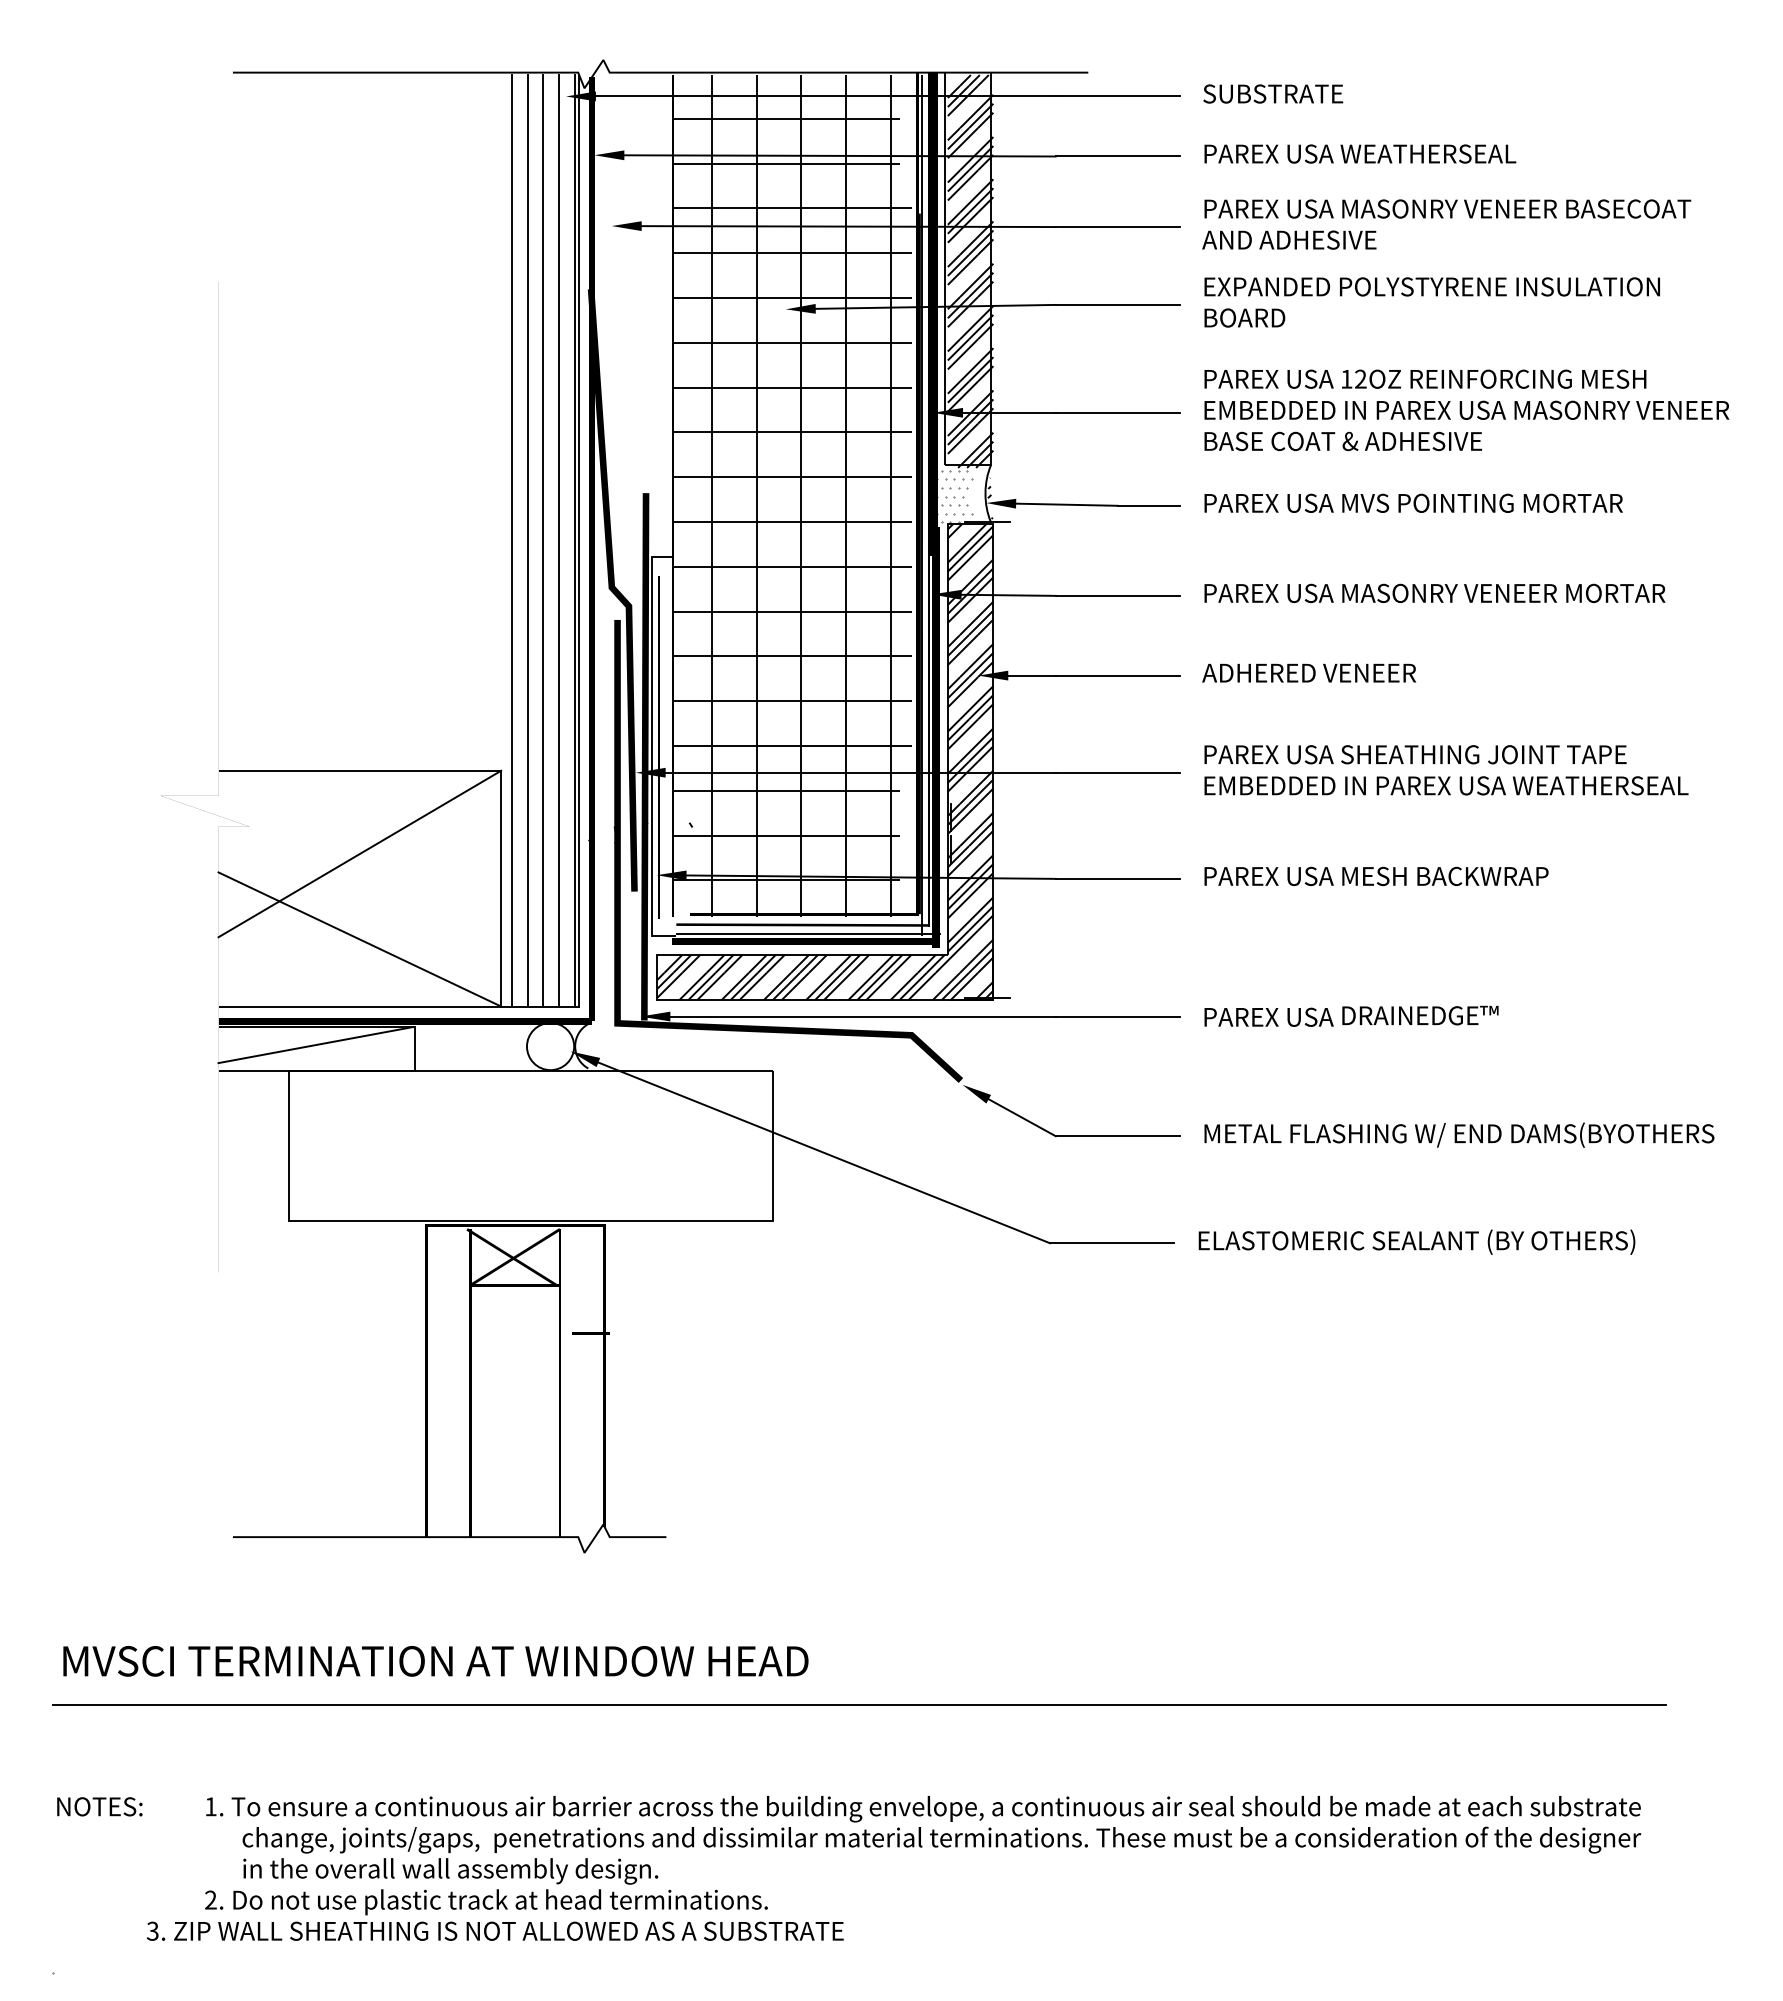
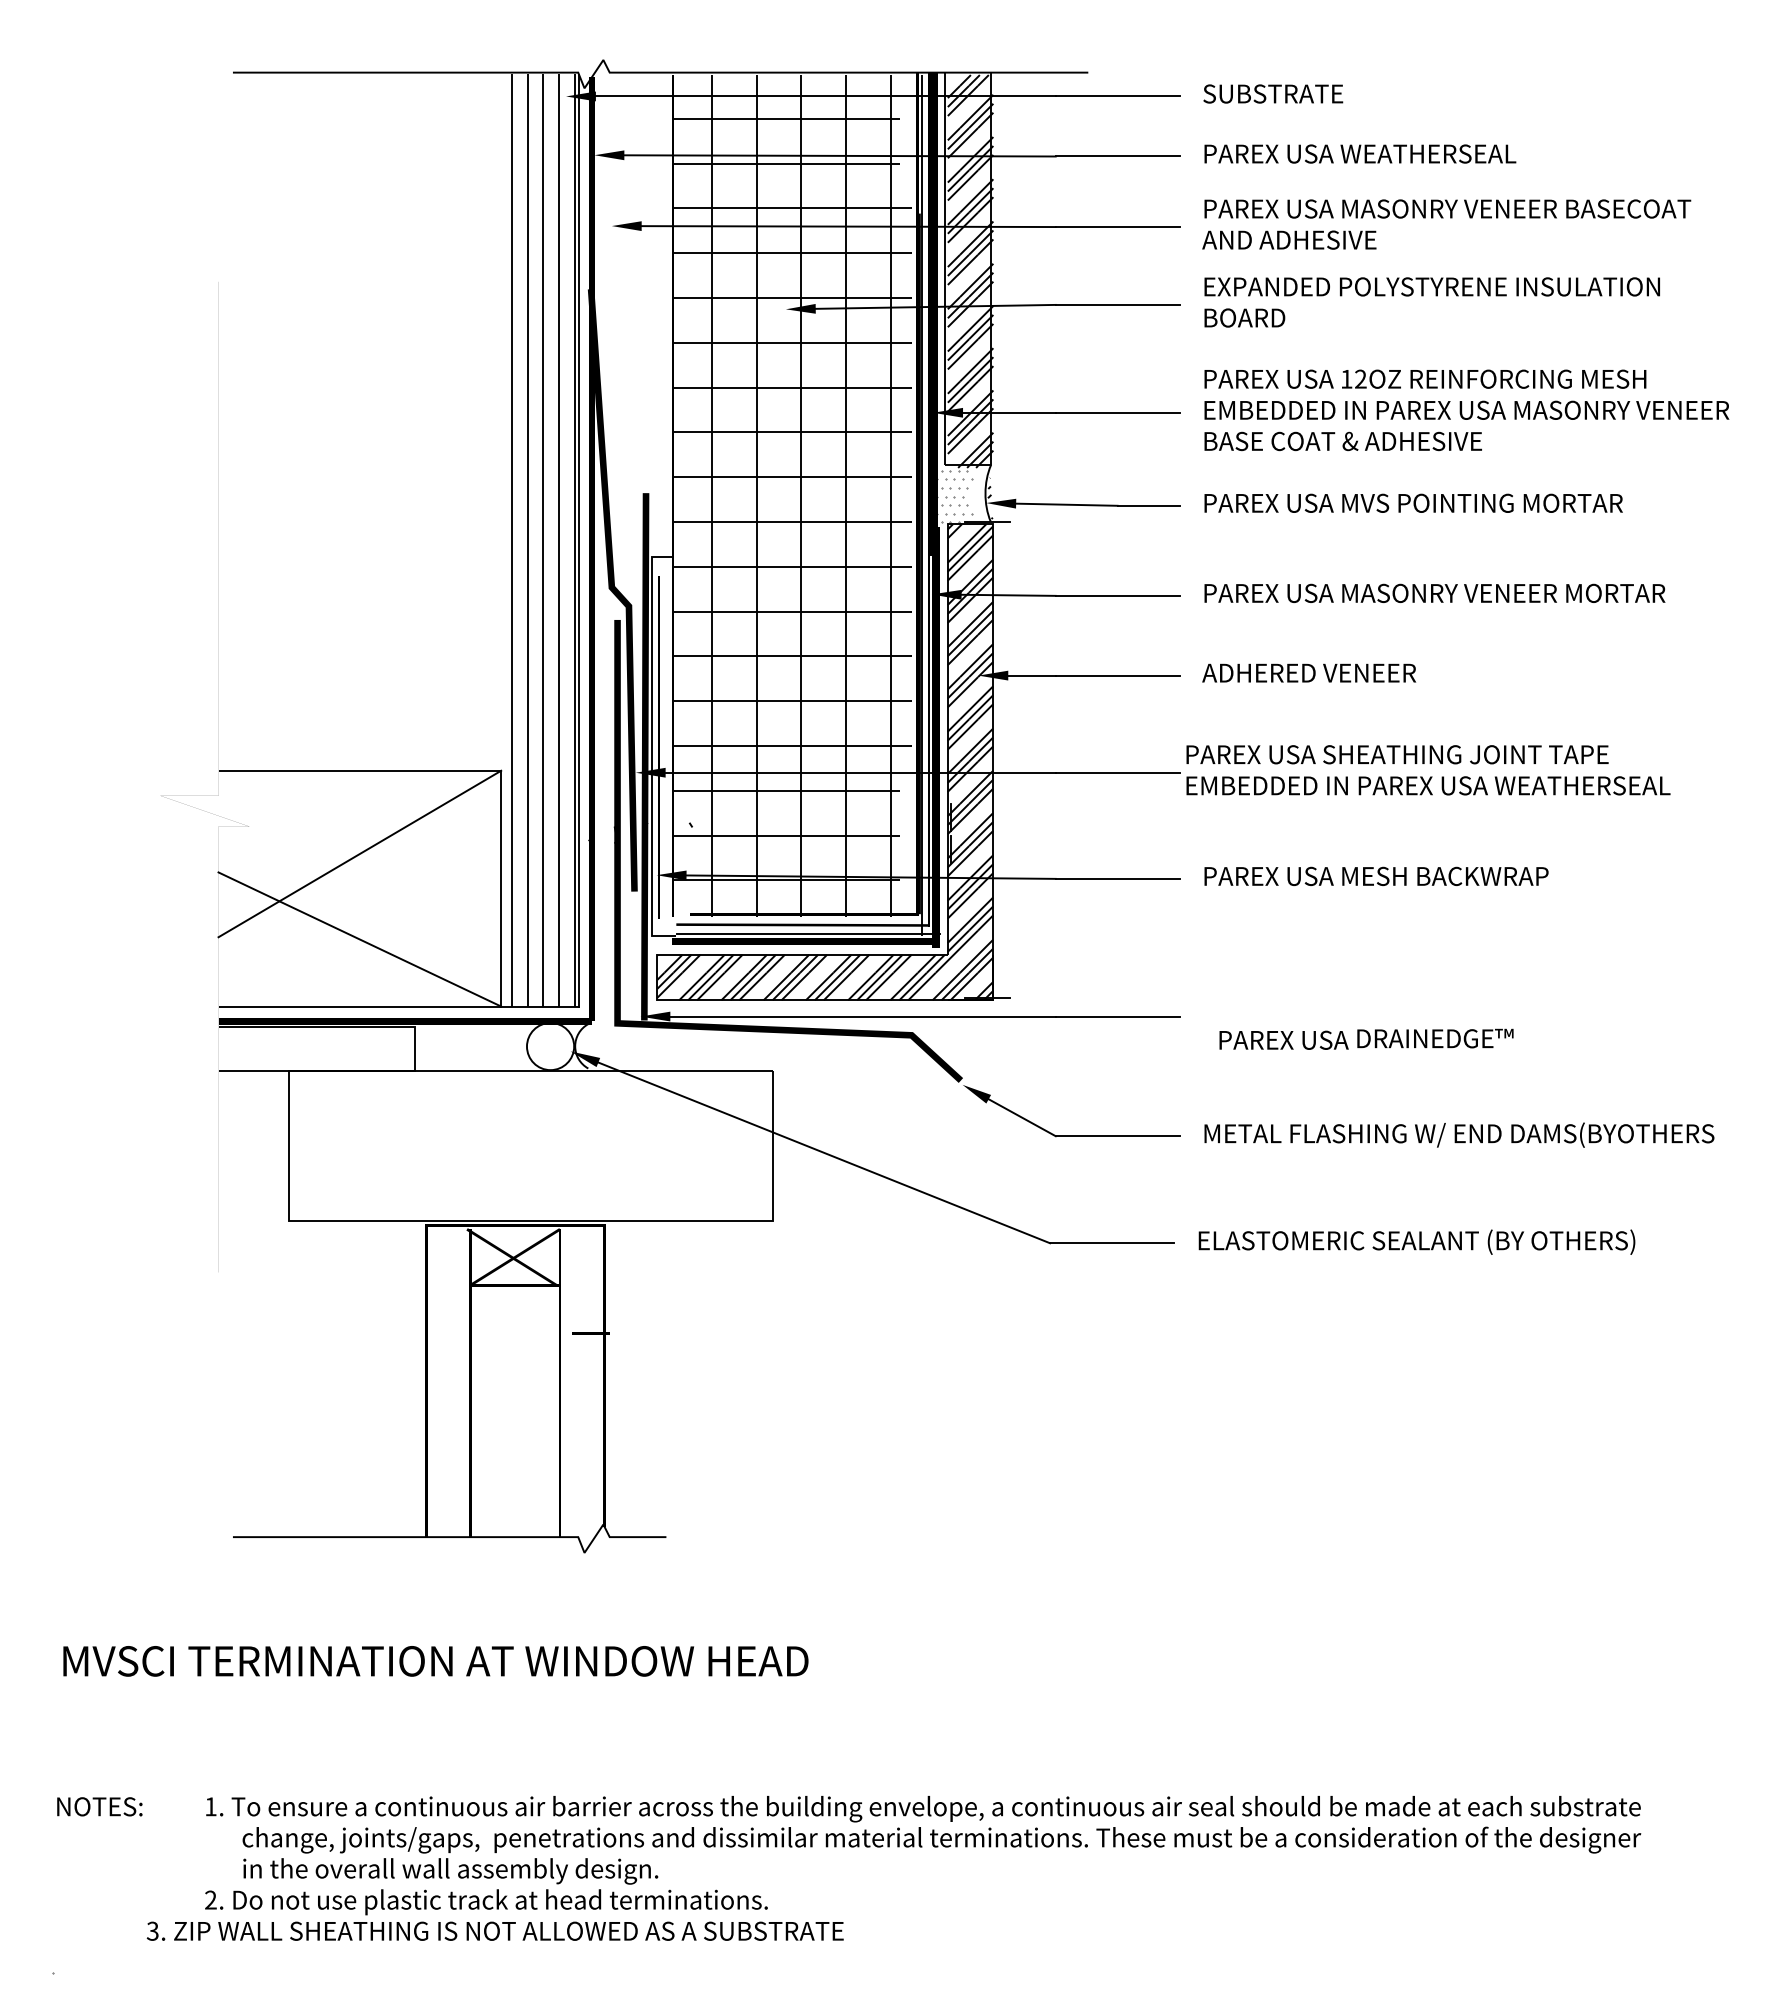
text position: (1446, 770) -> (1428, 770) (1428, 770)
text position: (1351, 1015) -> (1366, 1038) (1366, 1038)
line: present -> none (315, 1044)
line: present -> none (859, 1704)
